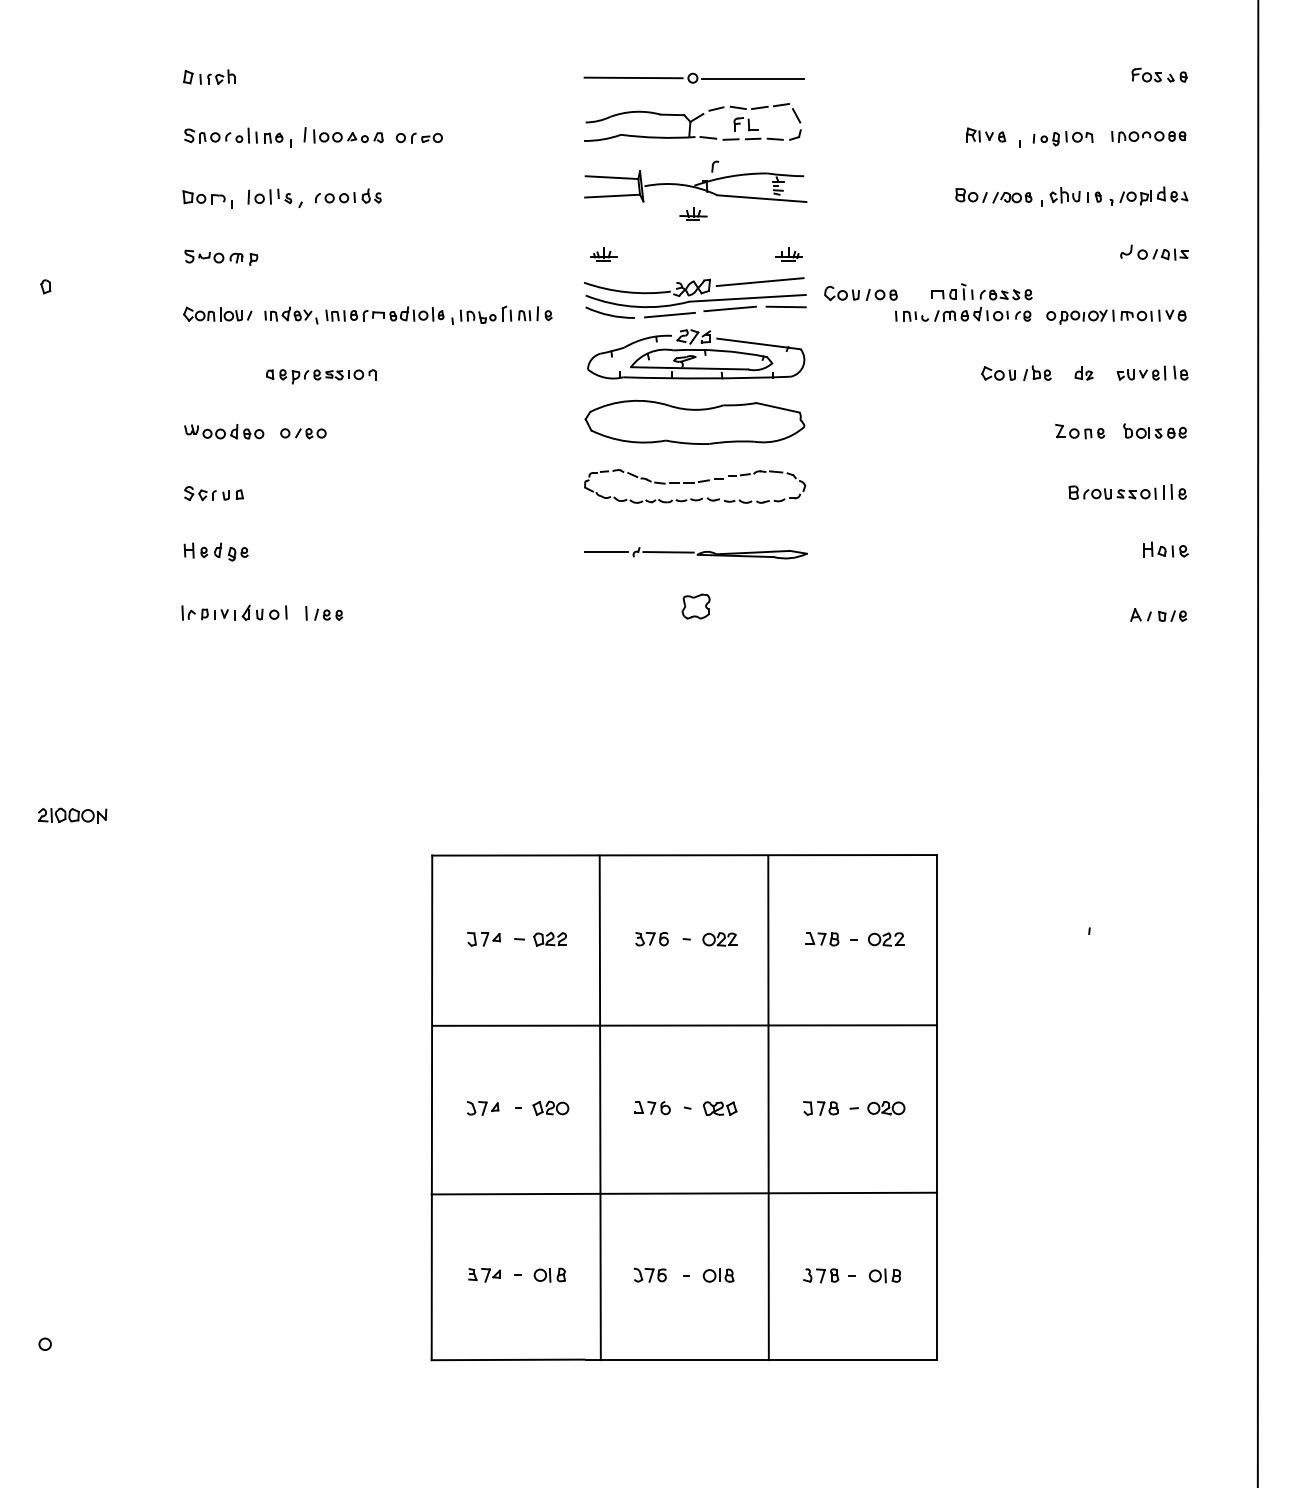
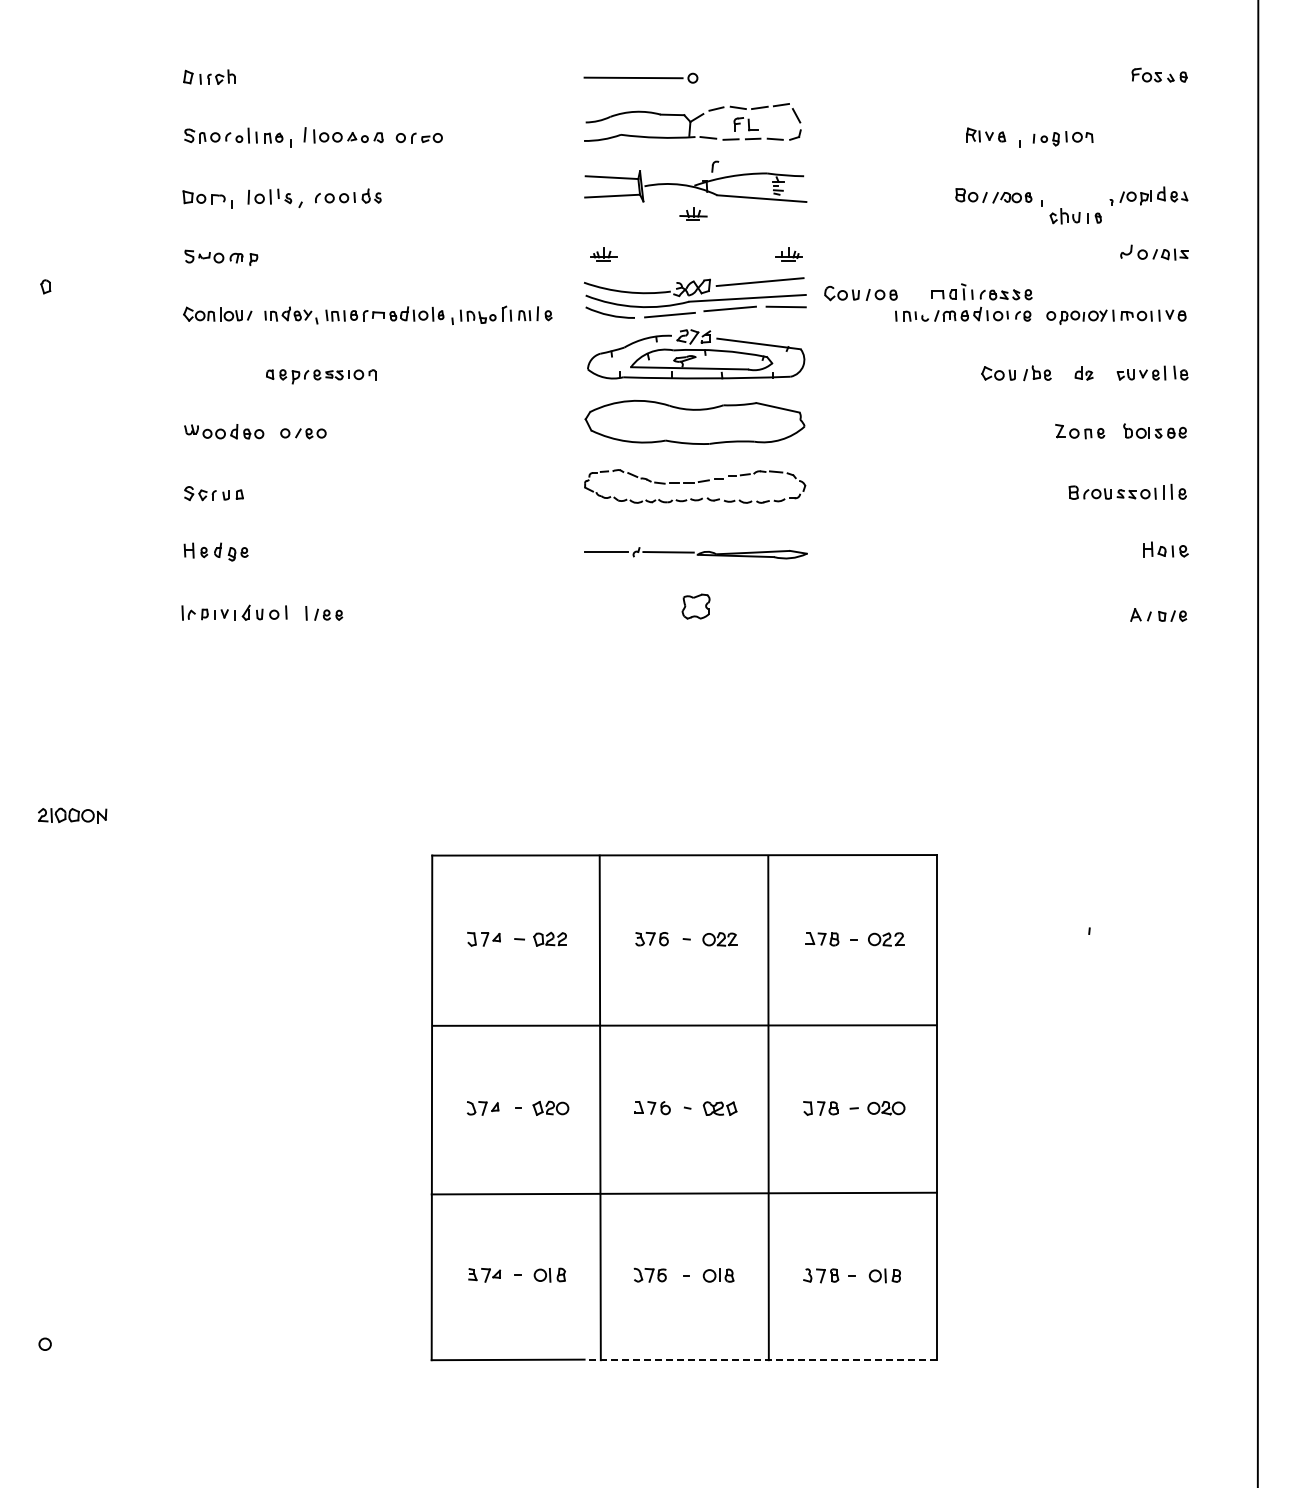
line: present -> none (752, 78)
part: present -> none (1148, 136)
part position: (1075, 195) -> (1075, 216) (1075, 216)
line: solid -> dashed (761, 1359)
